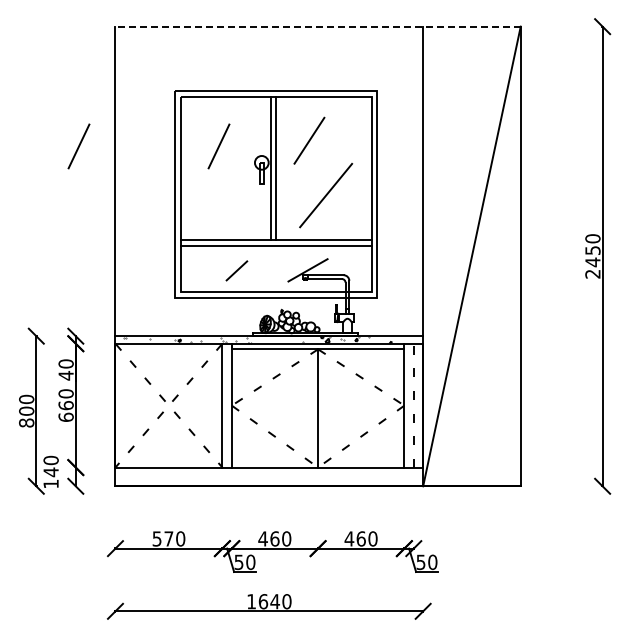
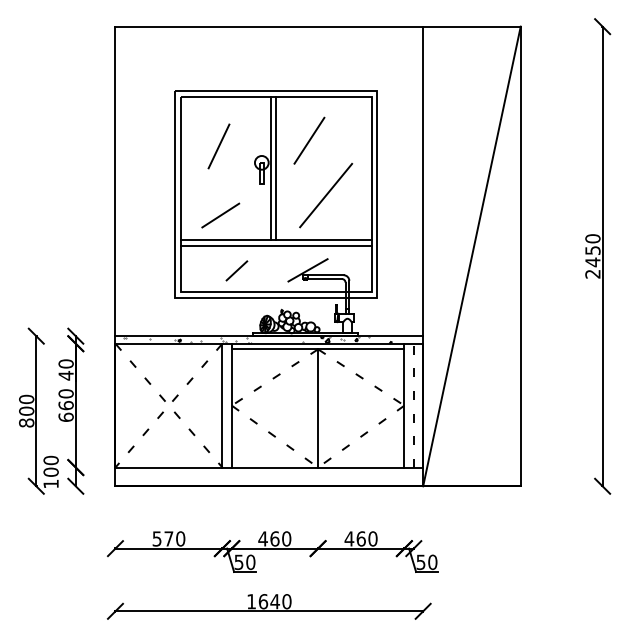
line: dashed -> solid (318, 26)
line: present -> none (78, 146)
line: none -> present (220, 215)
text: 140 -> 100 (50, 472)
